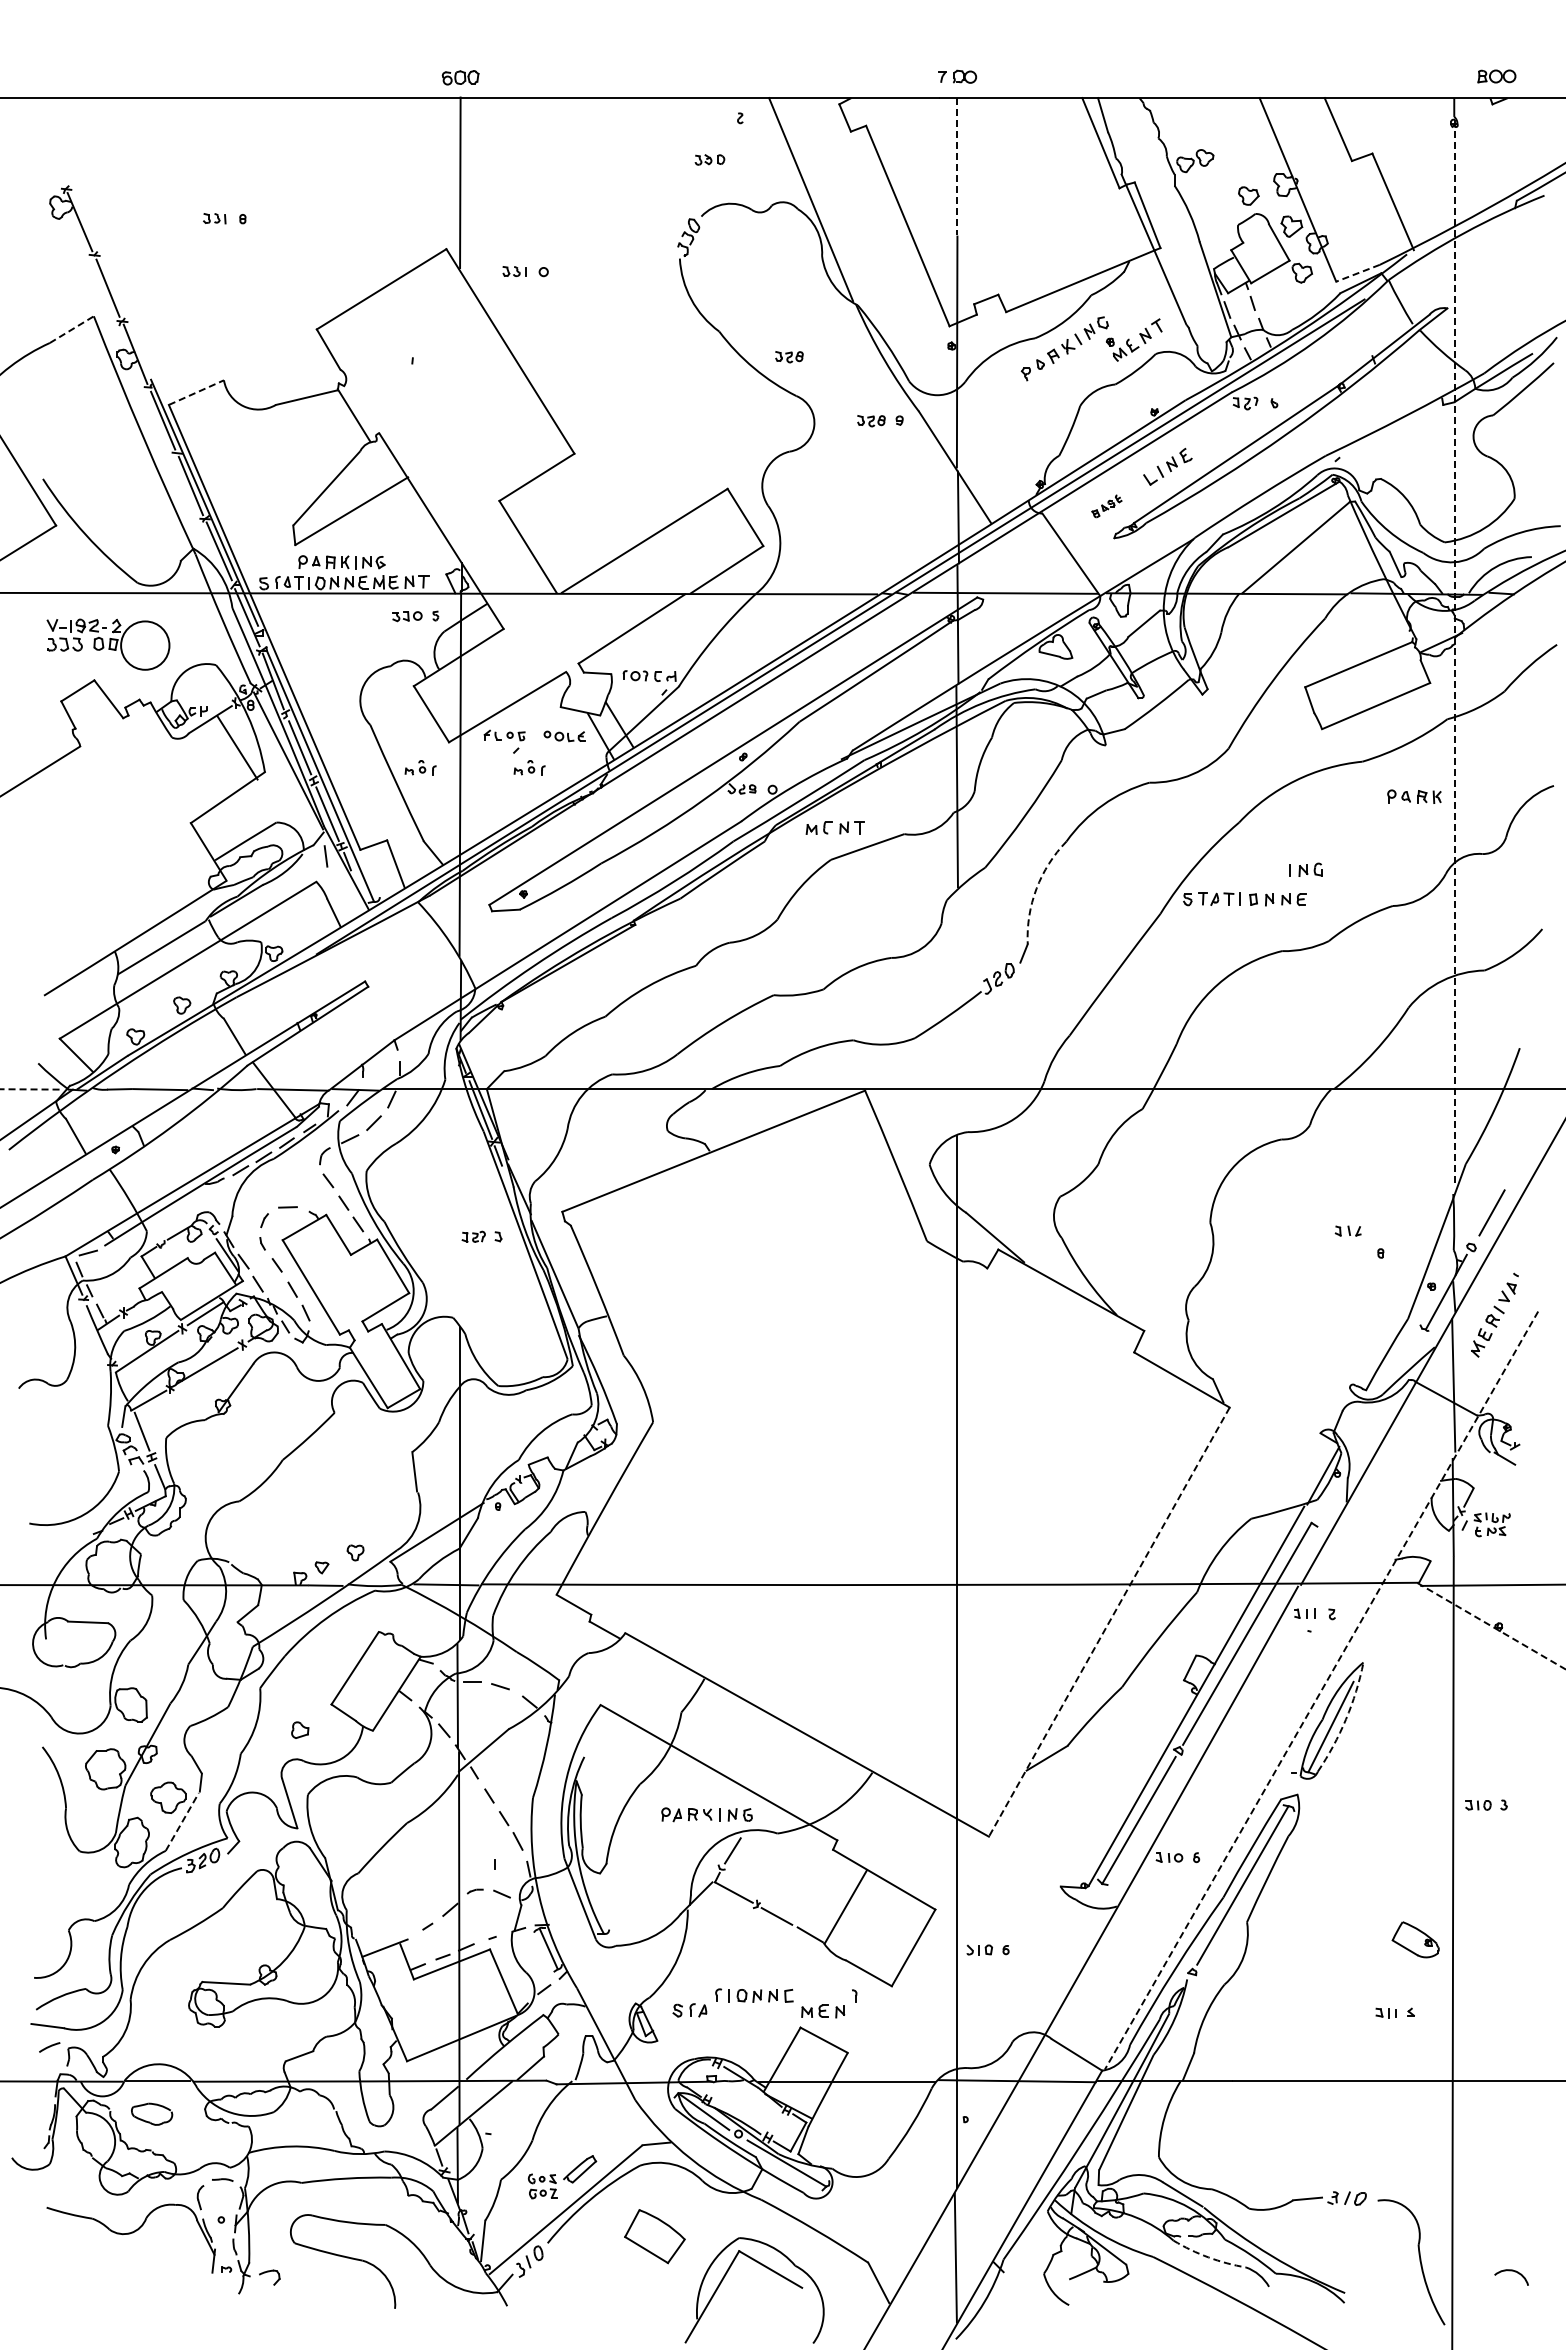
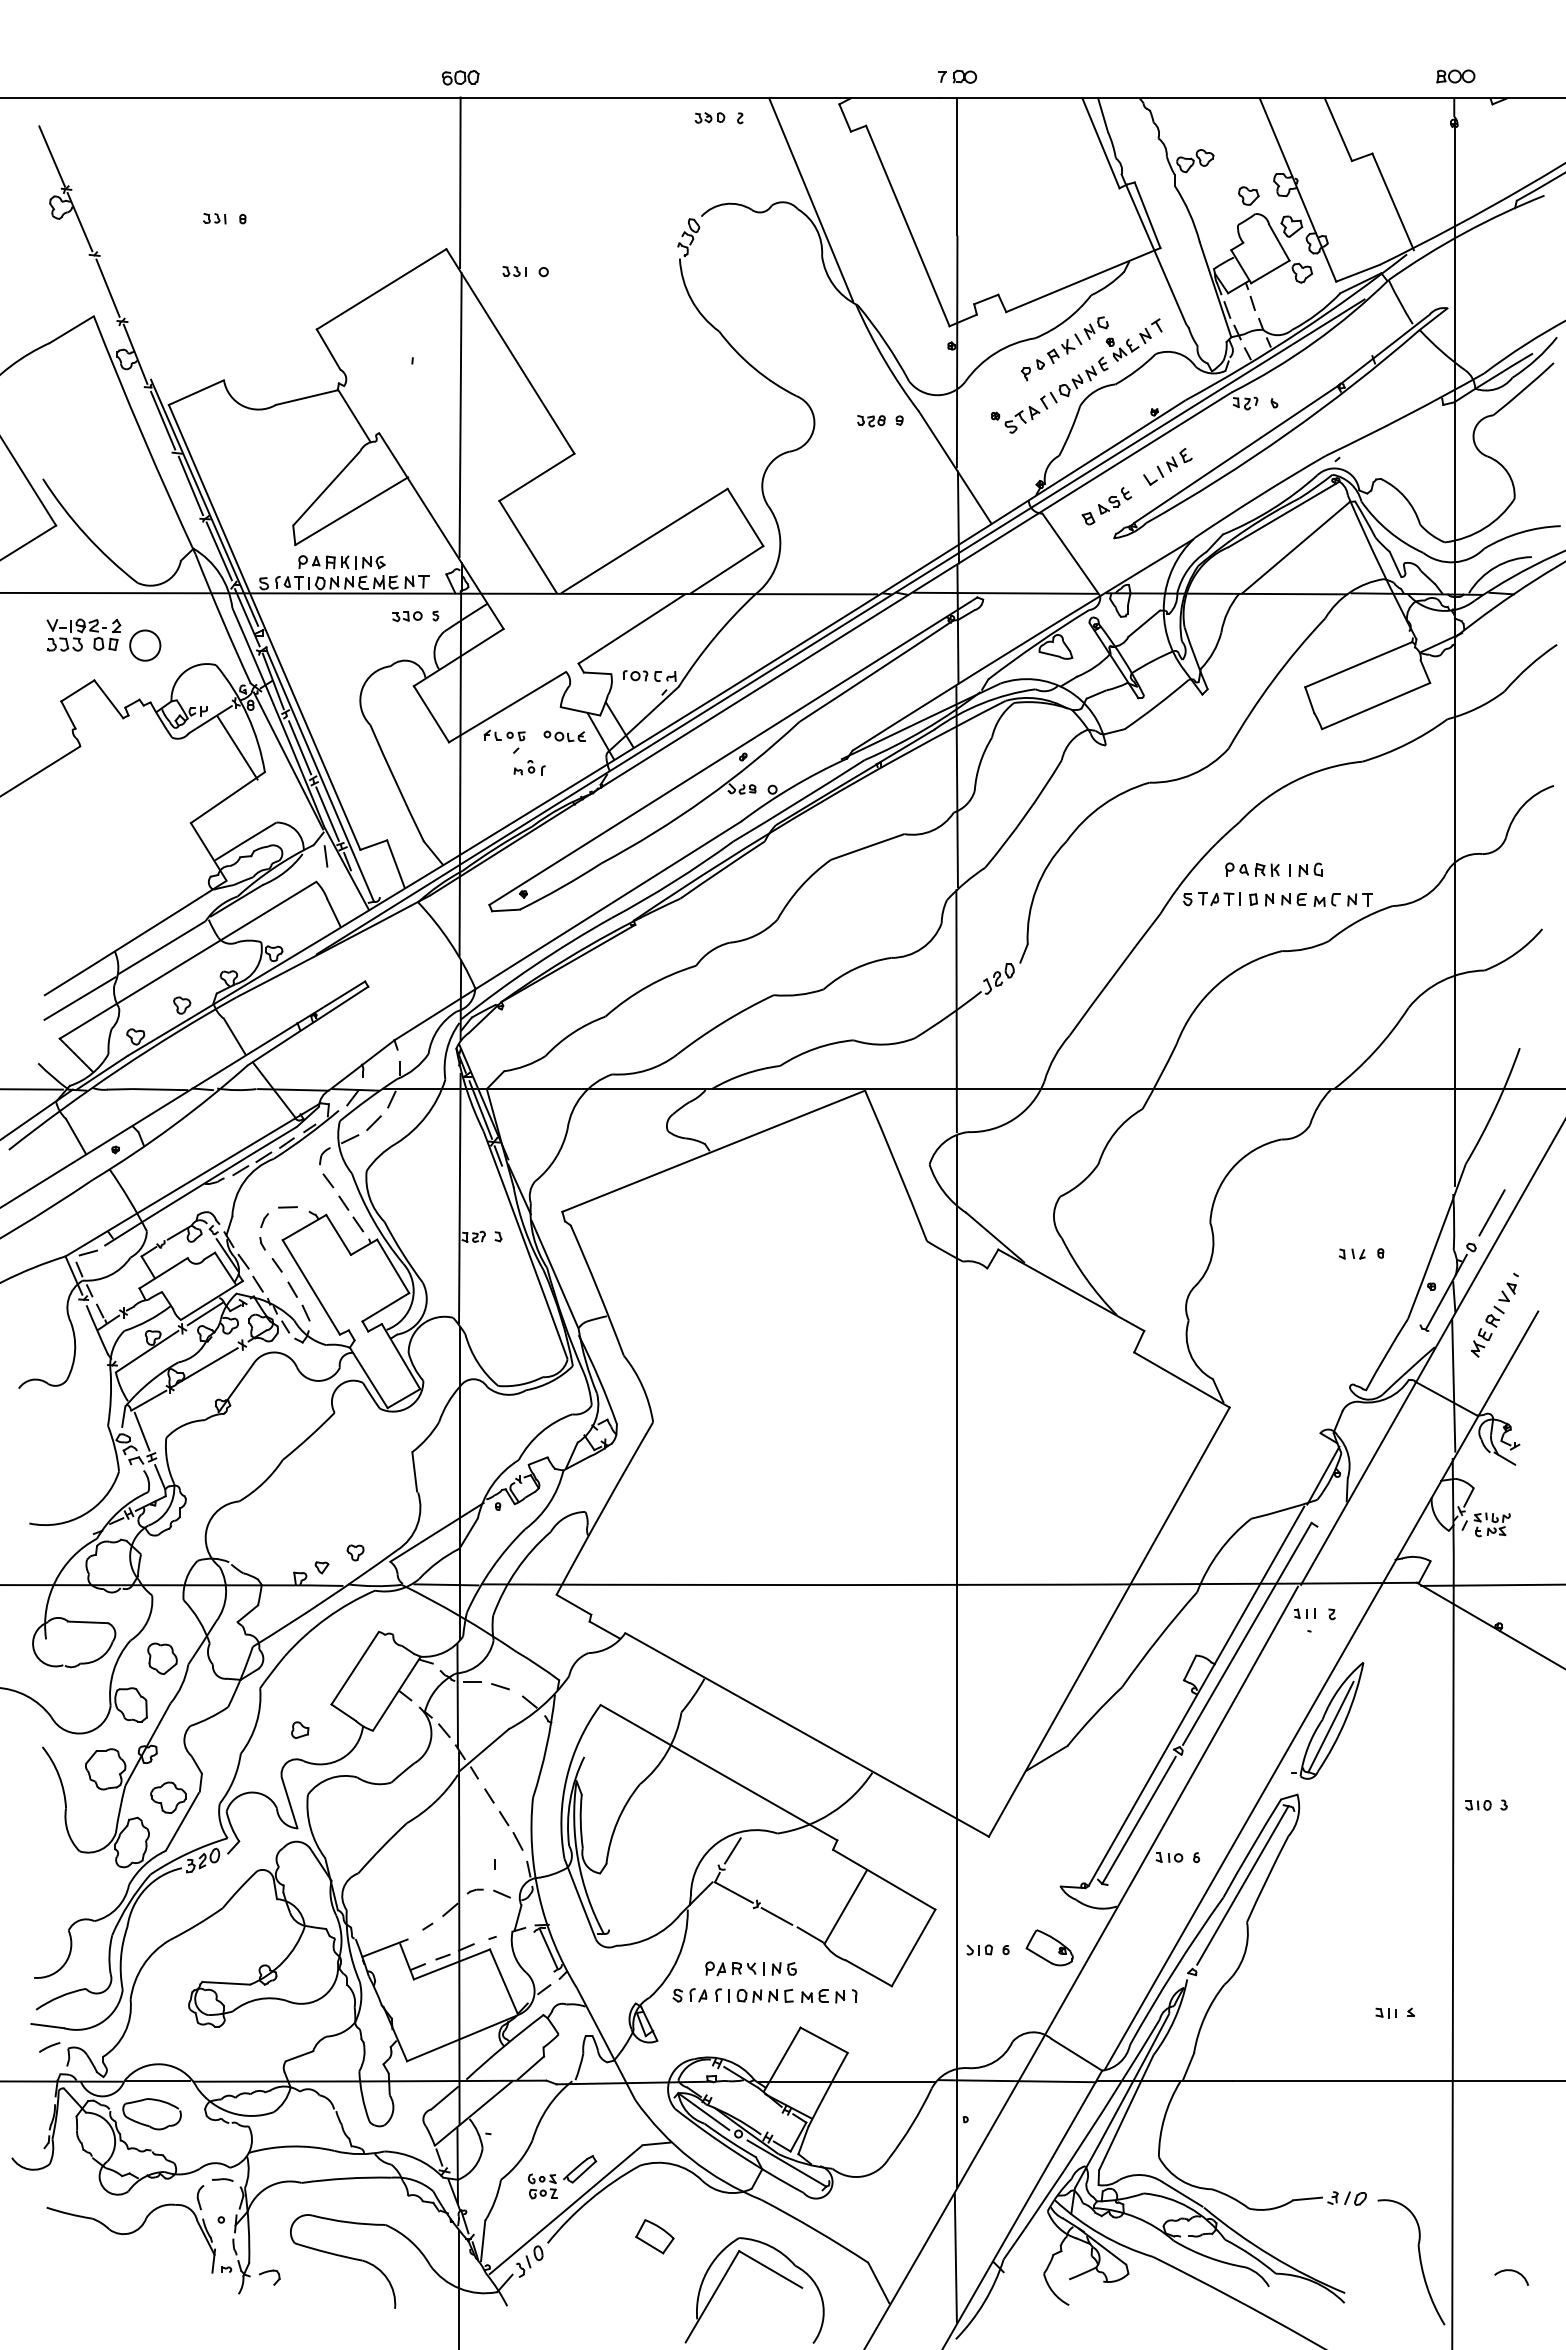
part position: (1496, 76) -> (1455, 76) (1455, 76)
line: none -> present (52, 156)
part position: (709, 159) -> (709, 117) (709, 117)
line: dashed -> solid (957, 167)
line: dashed -> solid (1357, 273)
line: dashed -> solid (71, 329)
part: present -> none (789, 357)
line: dashed -> solid (196, 392)
part: none -> present (1049, 394)
line: none -> present (460, 415)
part size: 32x25 px -> 52x39 px (1106, 506)
circle diameter: 48 px -> 30 px (145, 645)
line: dashed -> solid (1454, 653)
part: present -> none (420, 767)
part position: (1414, 796) -> (1252, 869) (1252, 869)
part position: (834, 827) -> (1342, 899) (1342, 899)
arc: dashed -> solid (1036, 888)
line: none -> present (79, 998)
line: none -> present (956, 1011)
line: dashed -> solid (32, 1089)
line: none -> present (459, 1198)
part position: (1347, 1230) -> (1351, 1253) (1351, 1253)
line: dashed -> solid (1109, 1622)
line: dashed -> solid (1491, 1625)
part: none -> present (162, 1658)
line: dashed -> solid (1321, 1690)
arc: dashed -> solid (1346, 1719)
part position: (706, 1814) -> (750, 1968) (750, 1968)
line: dashed -> solid (182, 1821)
part position: (1415, 1939) -> (1049, 1947) (1049, 1947)
part position: (689, 2010) -> (689, 1995) (689, 1995)
part position: (823, 2011) -> (823, 1996) (823, 1996)
part size: 43x24 px -> 60x33 px (151, 2114)
part size: 62x56 px -> 40x36 px (654, 2236)
arc: dashed -> solid (1208, 2257)
line: none -> present (459, 2288)
